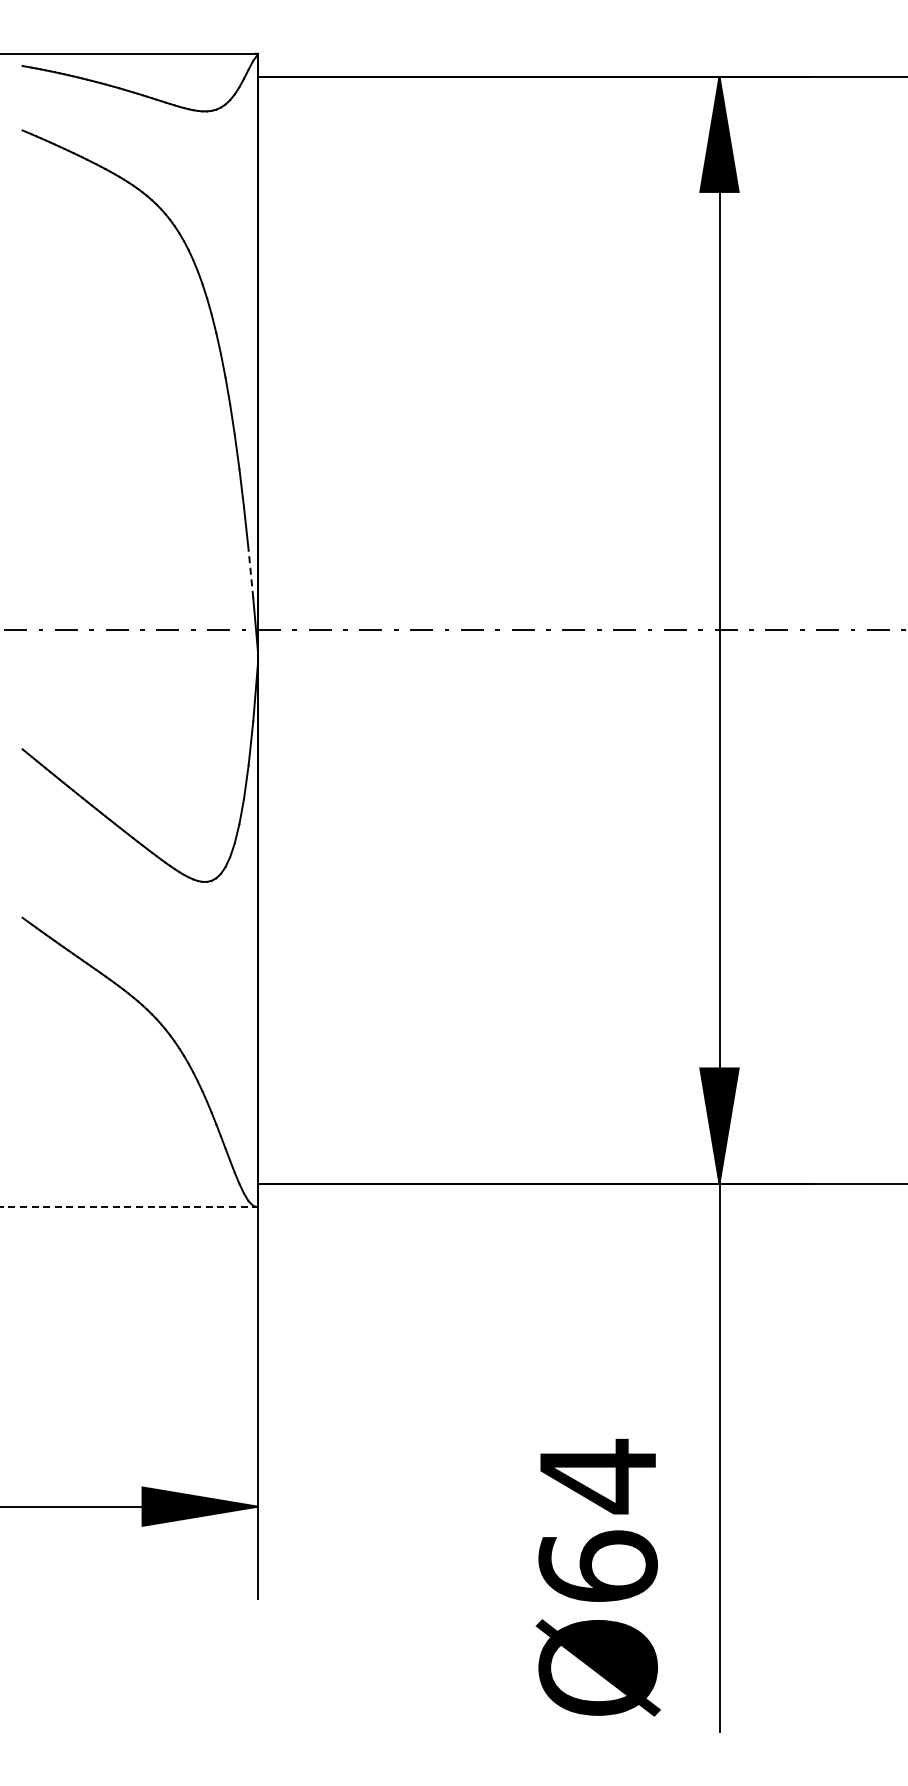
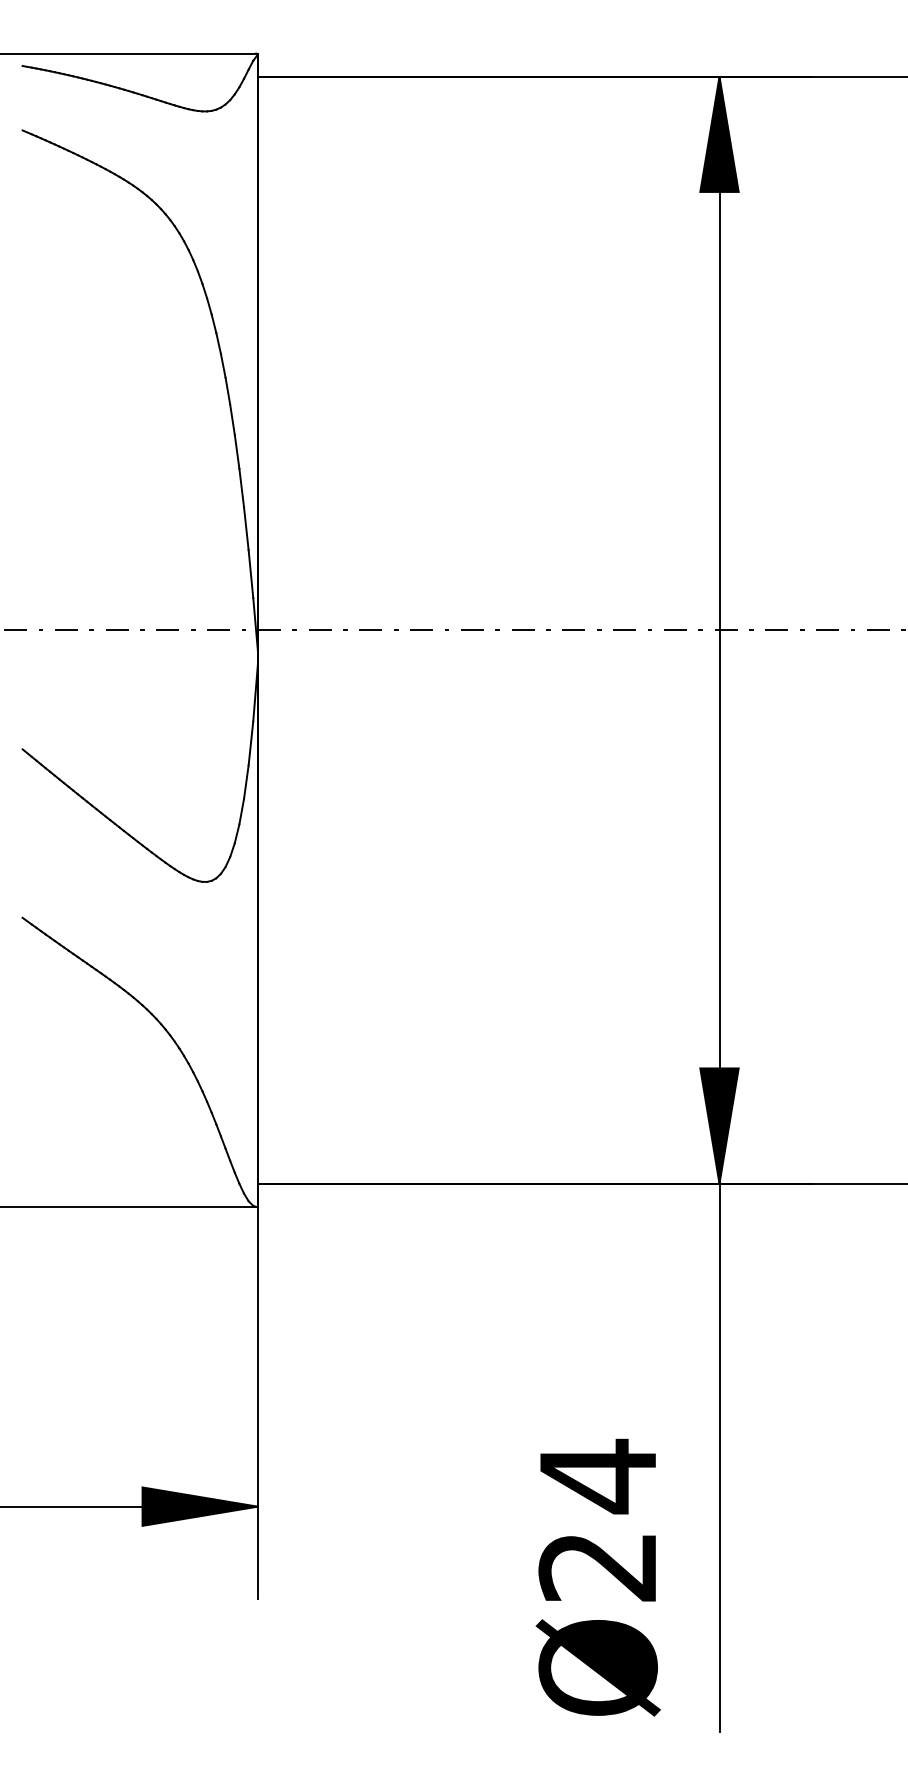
line: dashed -> solid (250, 574)
line: dashed -> solid (129, 1206)
text: Ø64 -> Ø24 (597, 1565)
